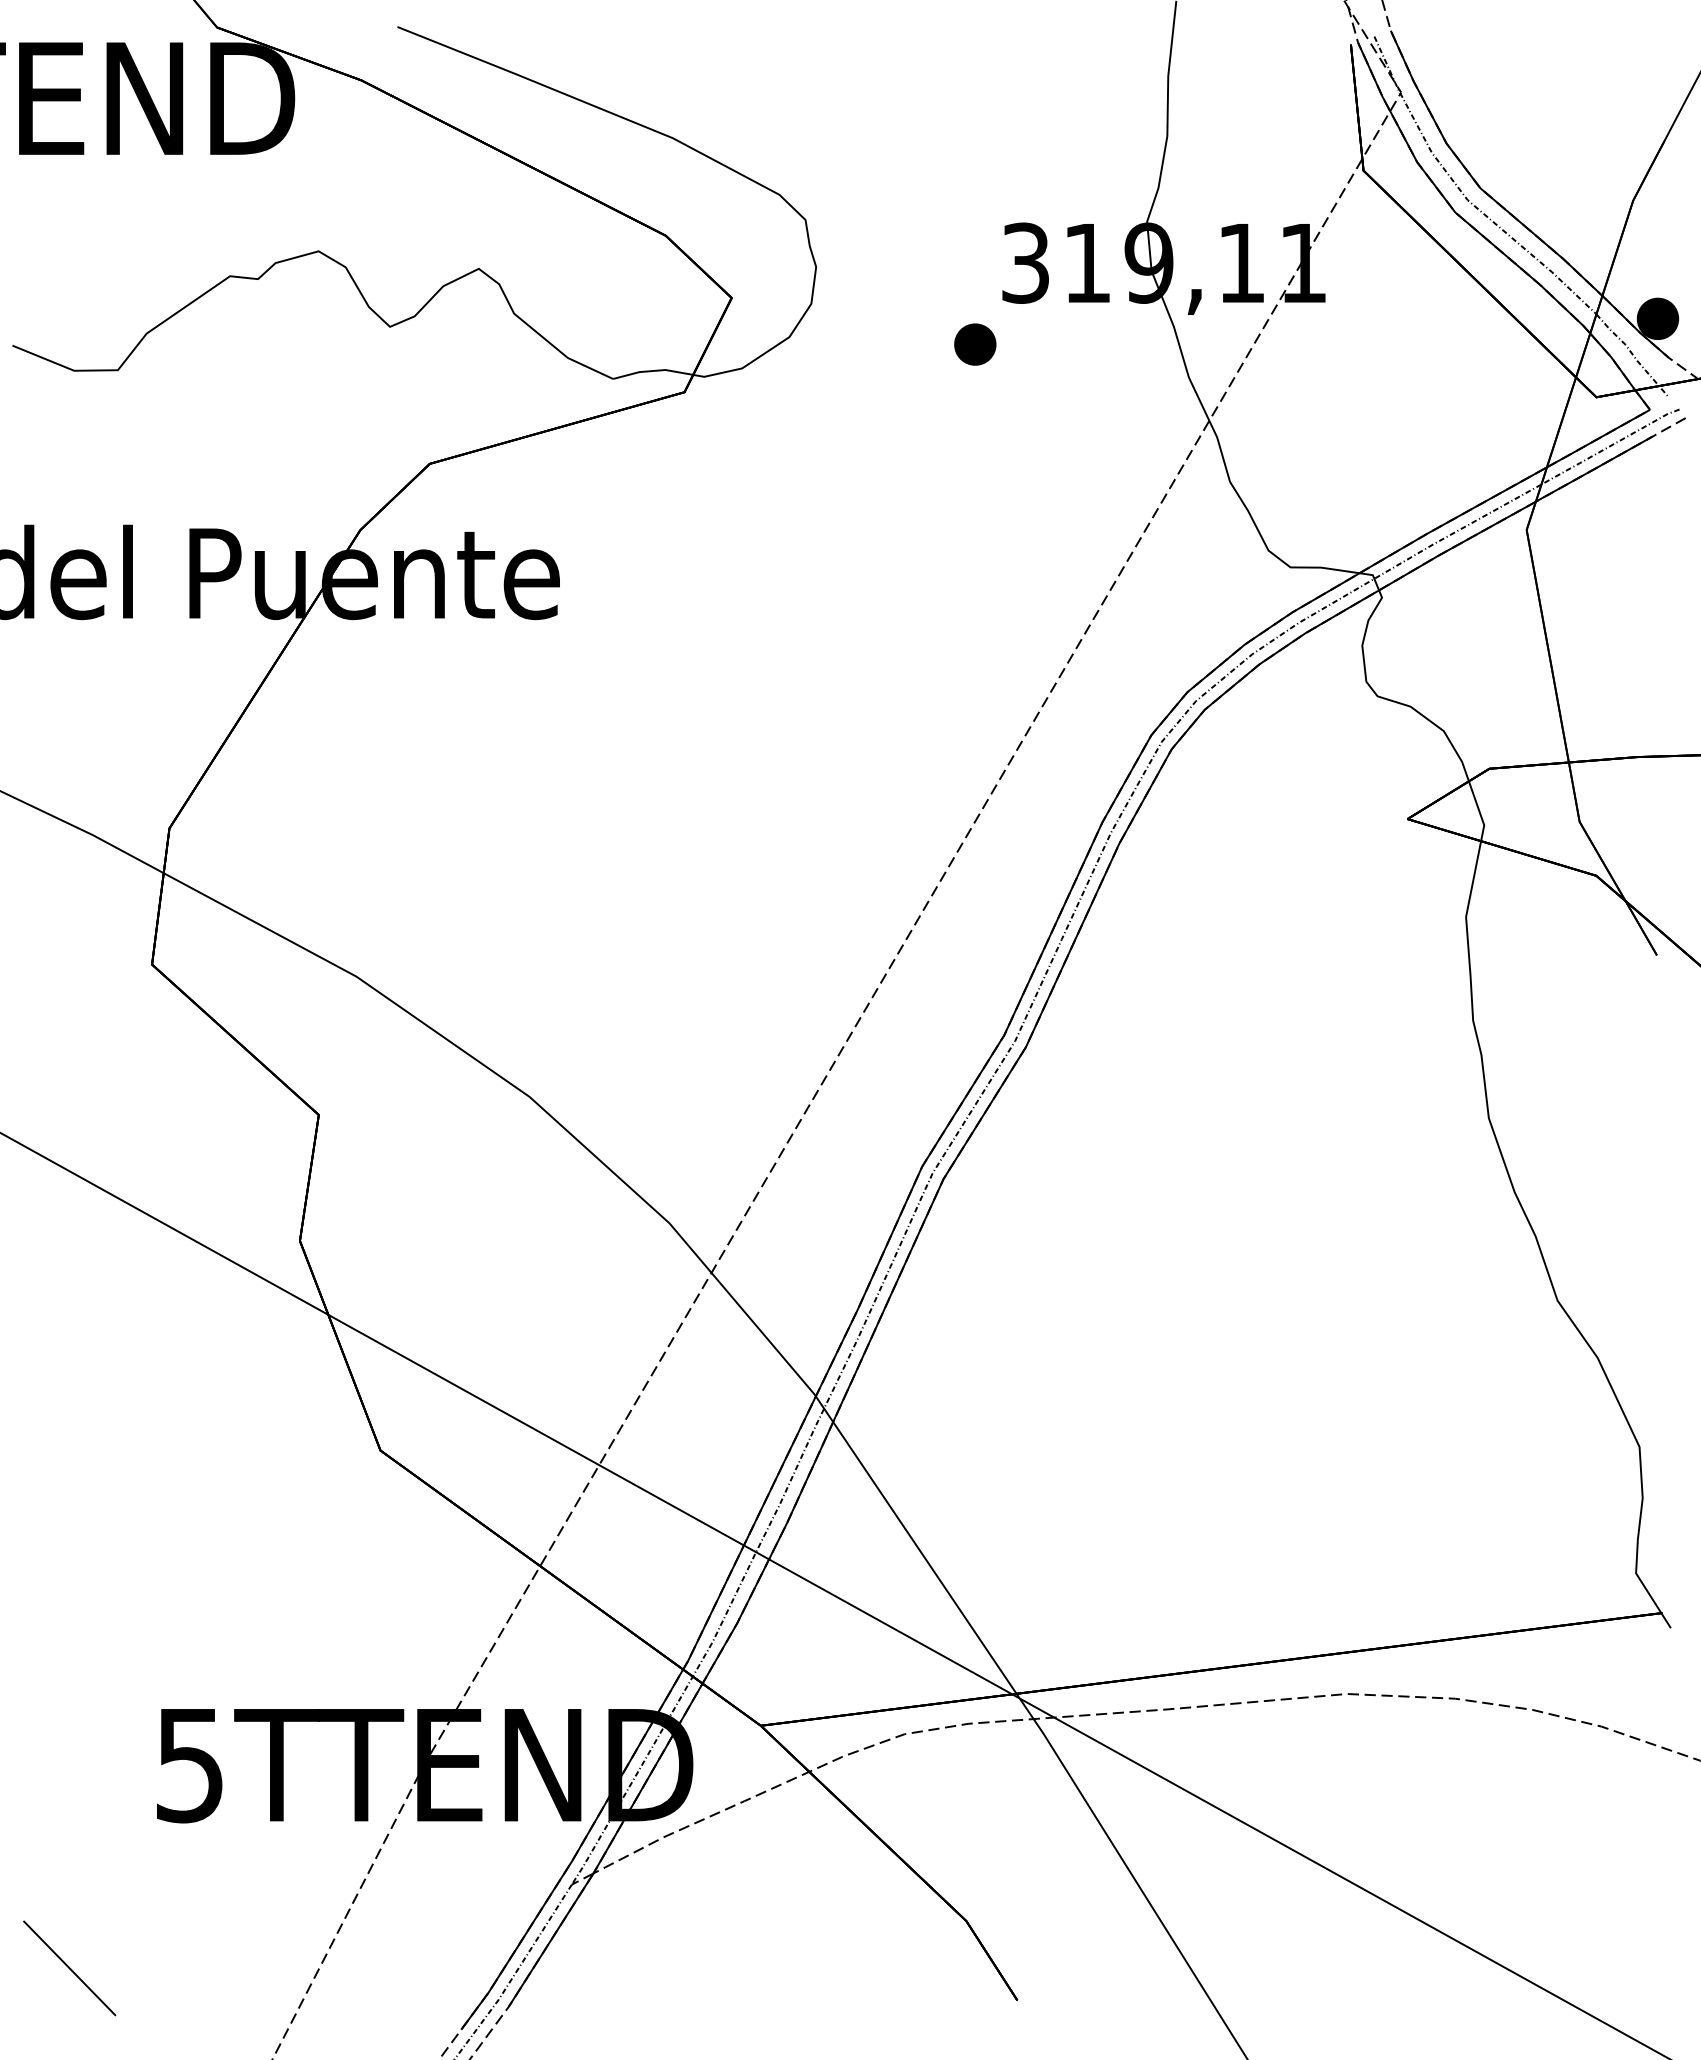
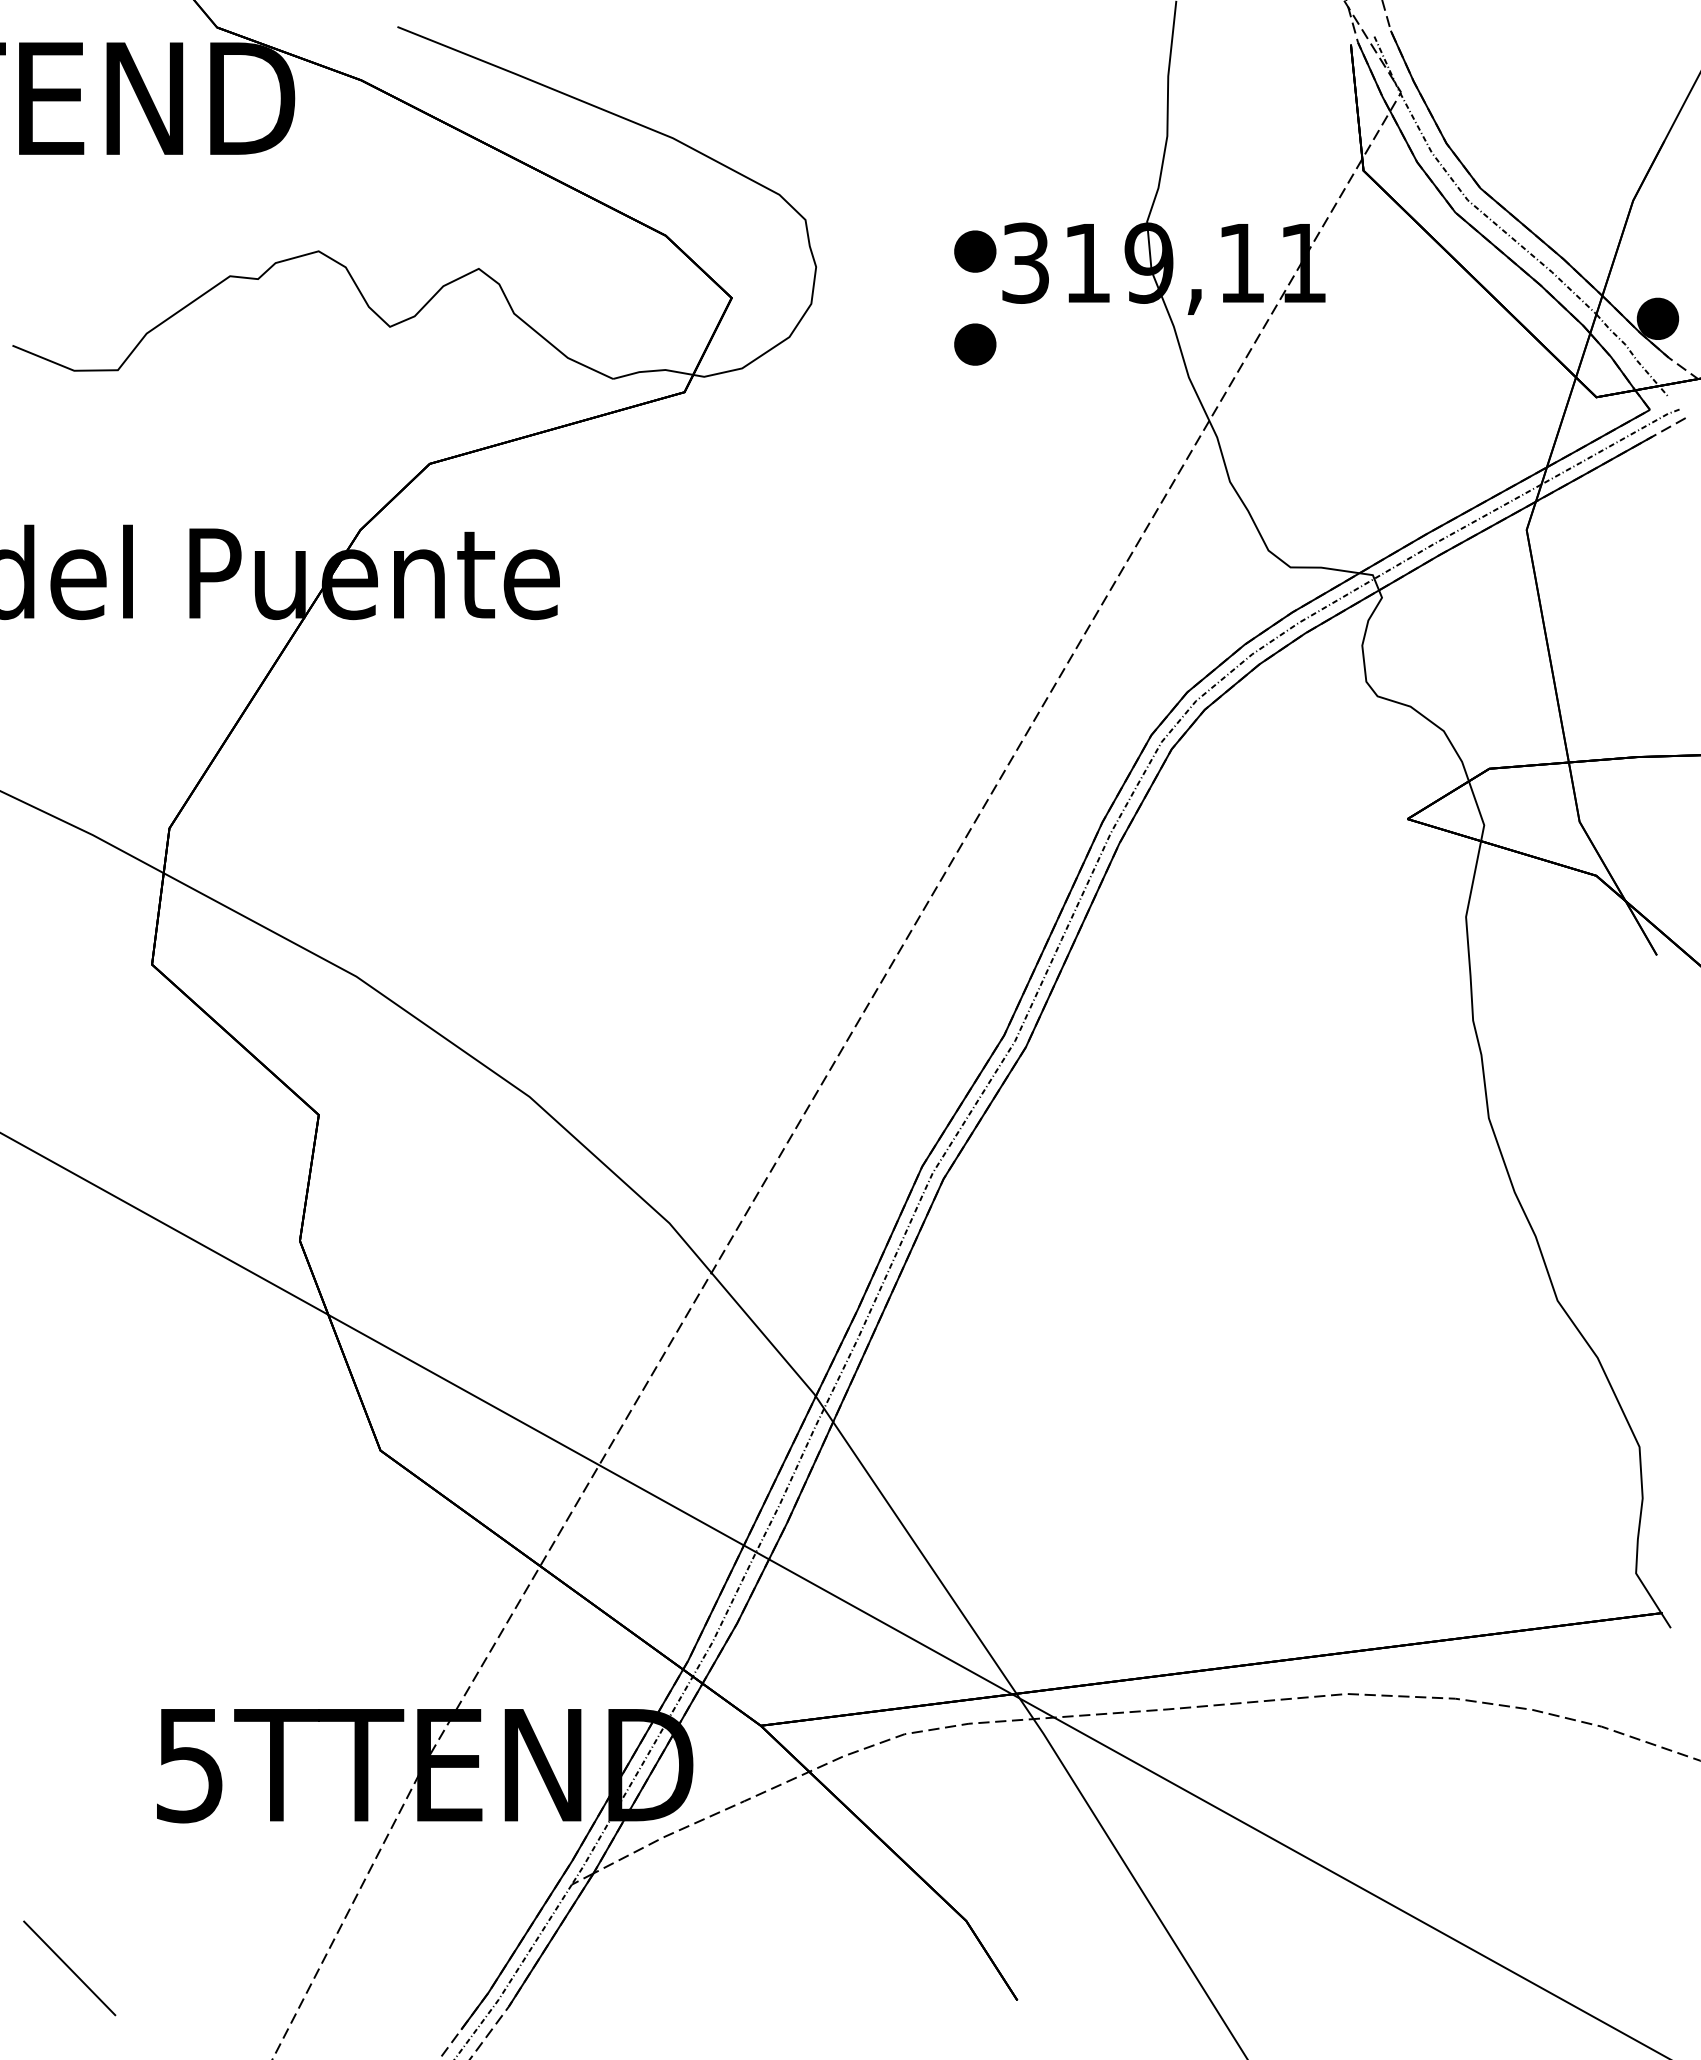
part: none -> present (975, 251)
